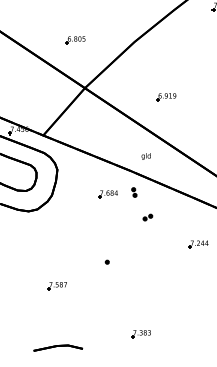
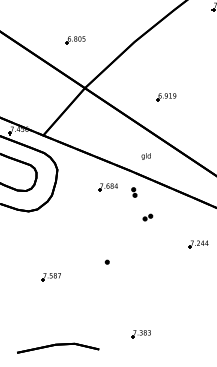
part position: (107, 194) -> (107, 187) (107, 187)
part position: (56, 286) -> (50, 277) (50, 277)
part size: 51x8 px -> 83x12 px (58, 347)
